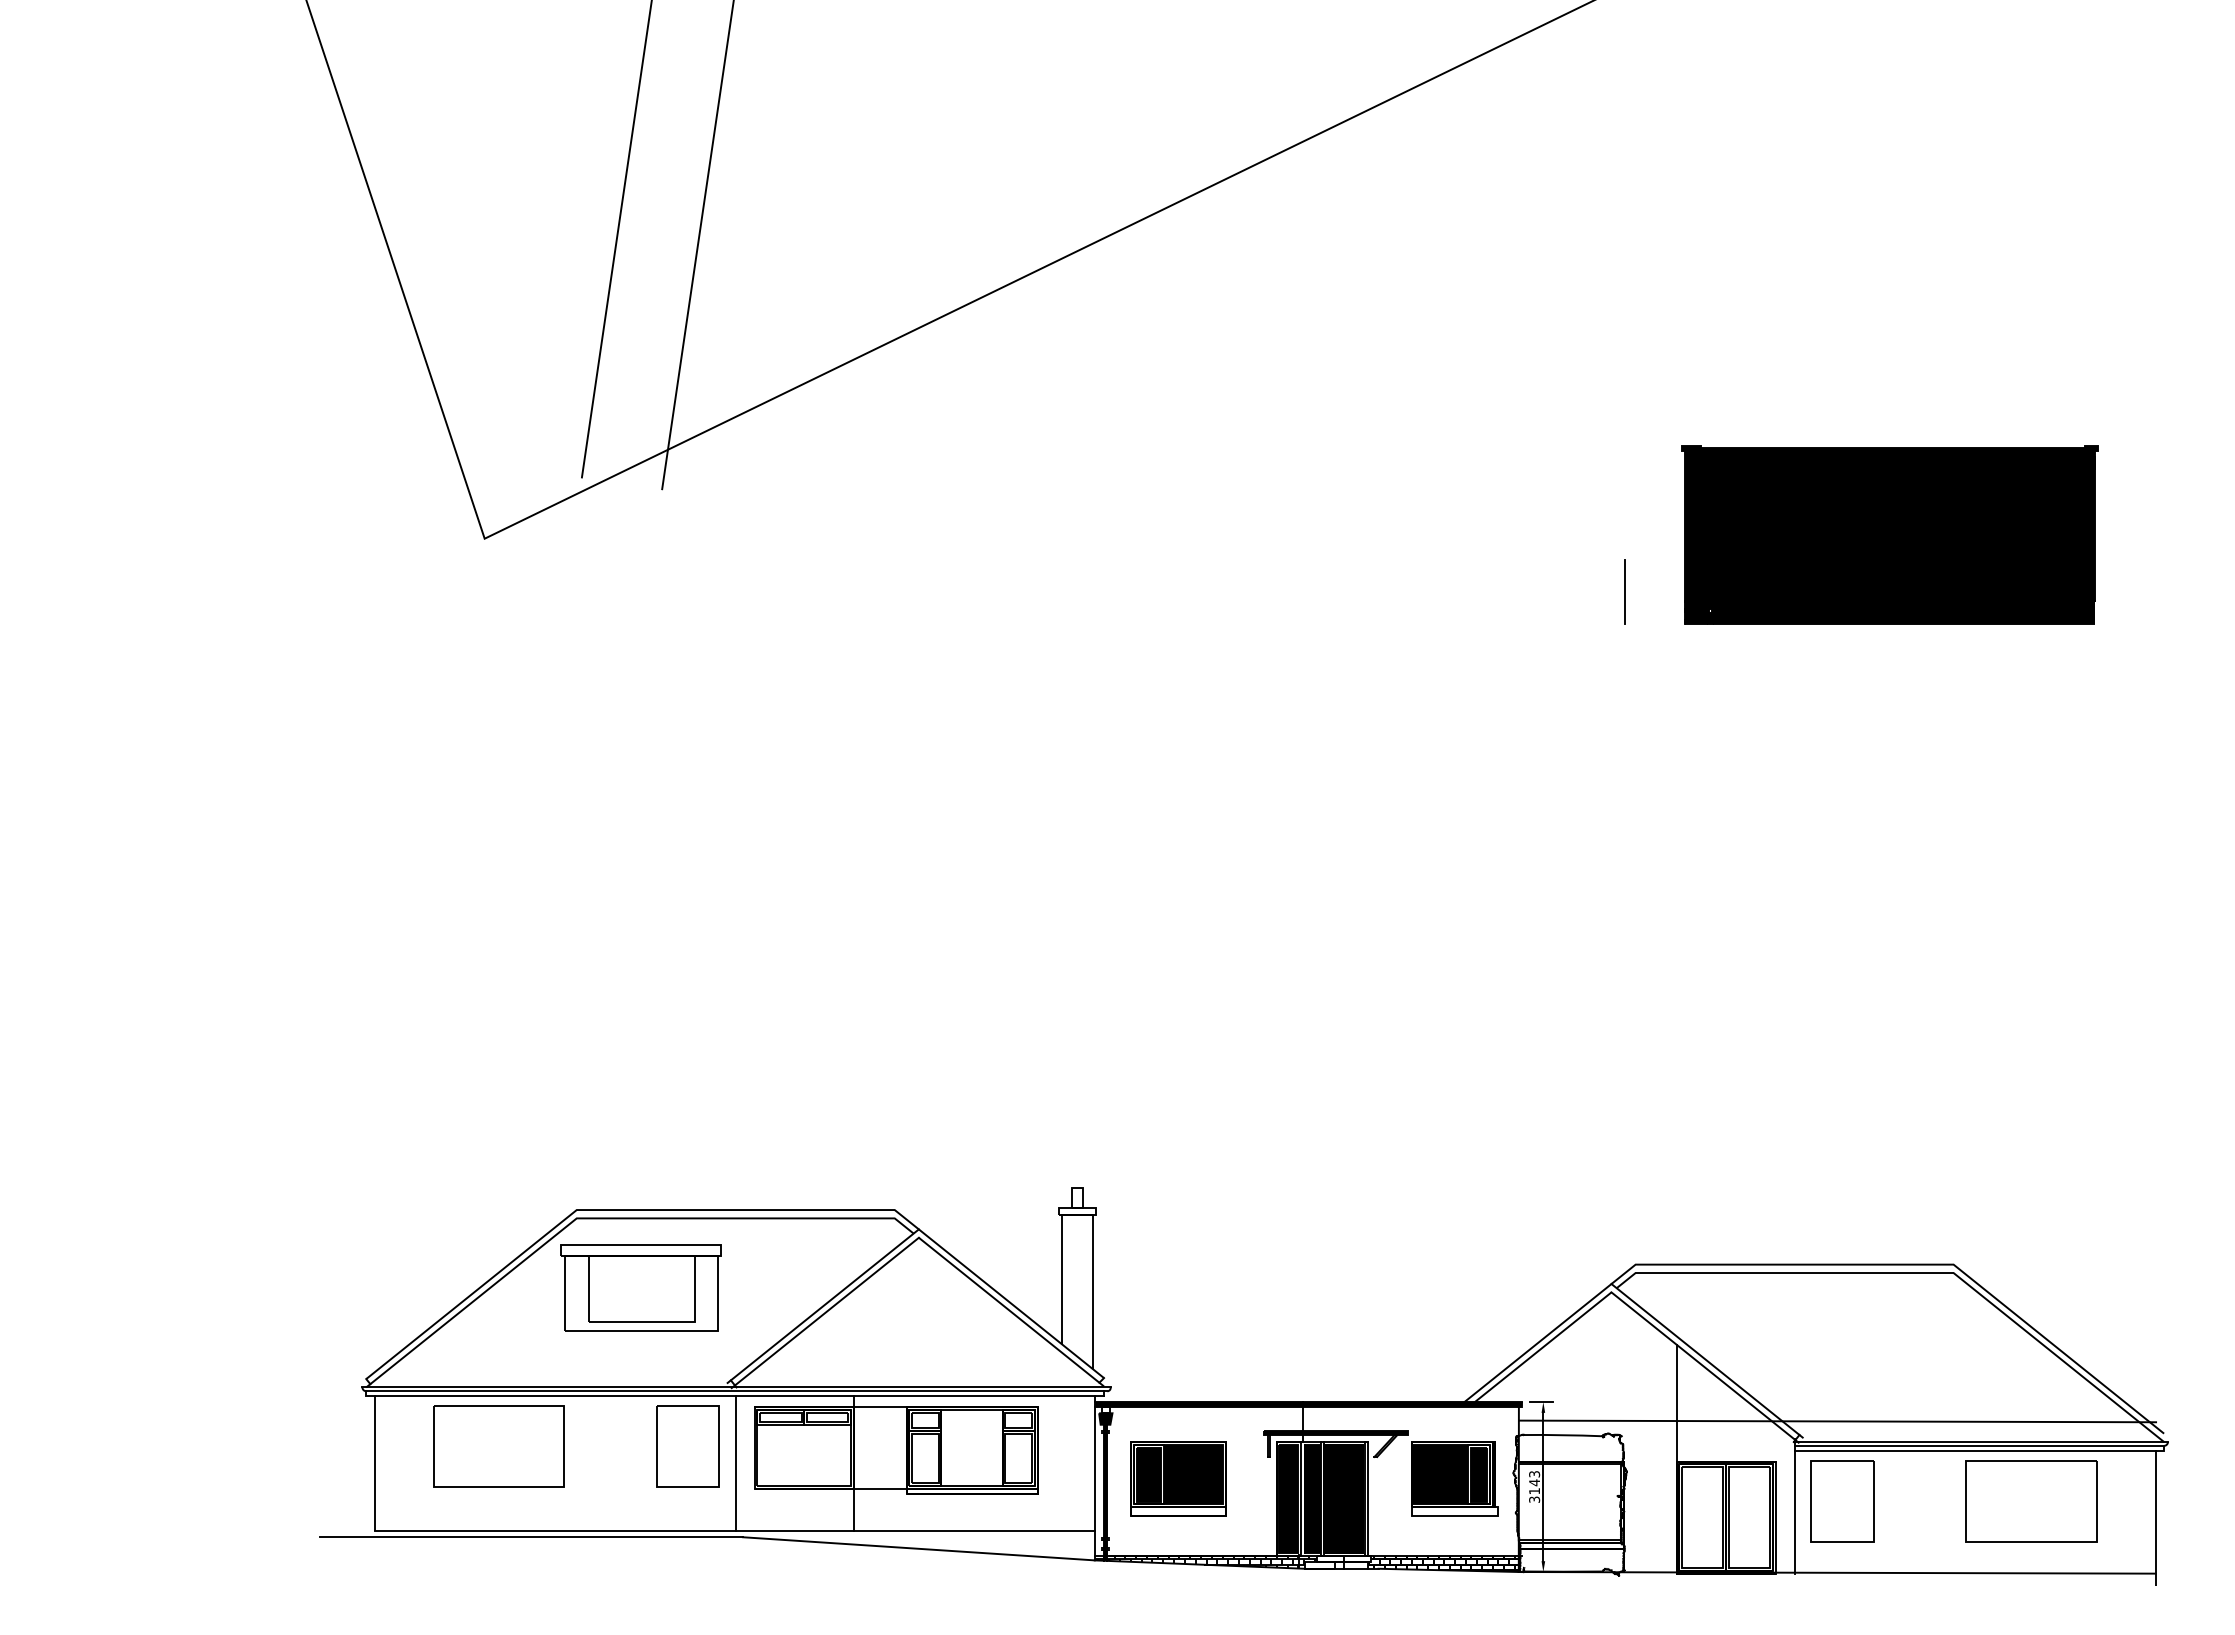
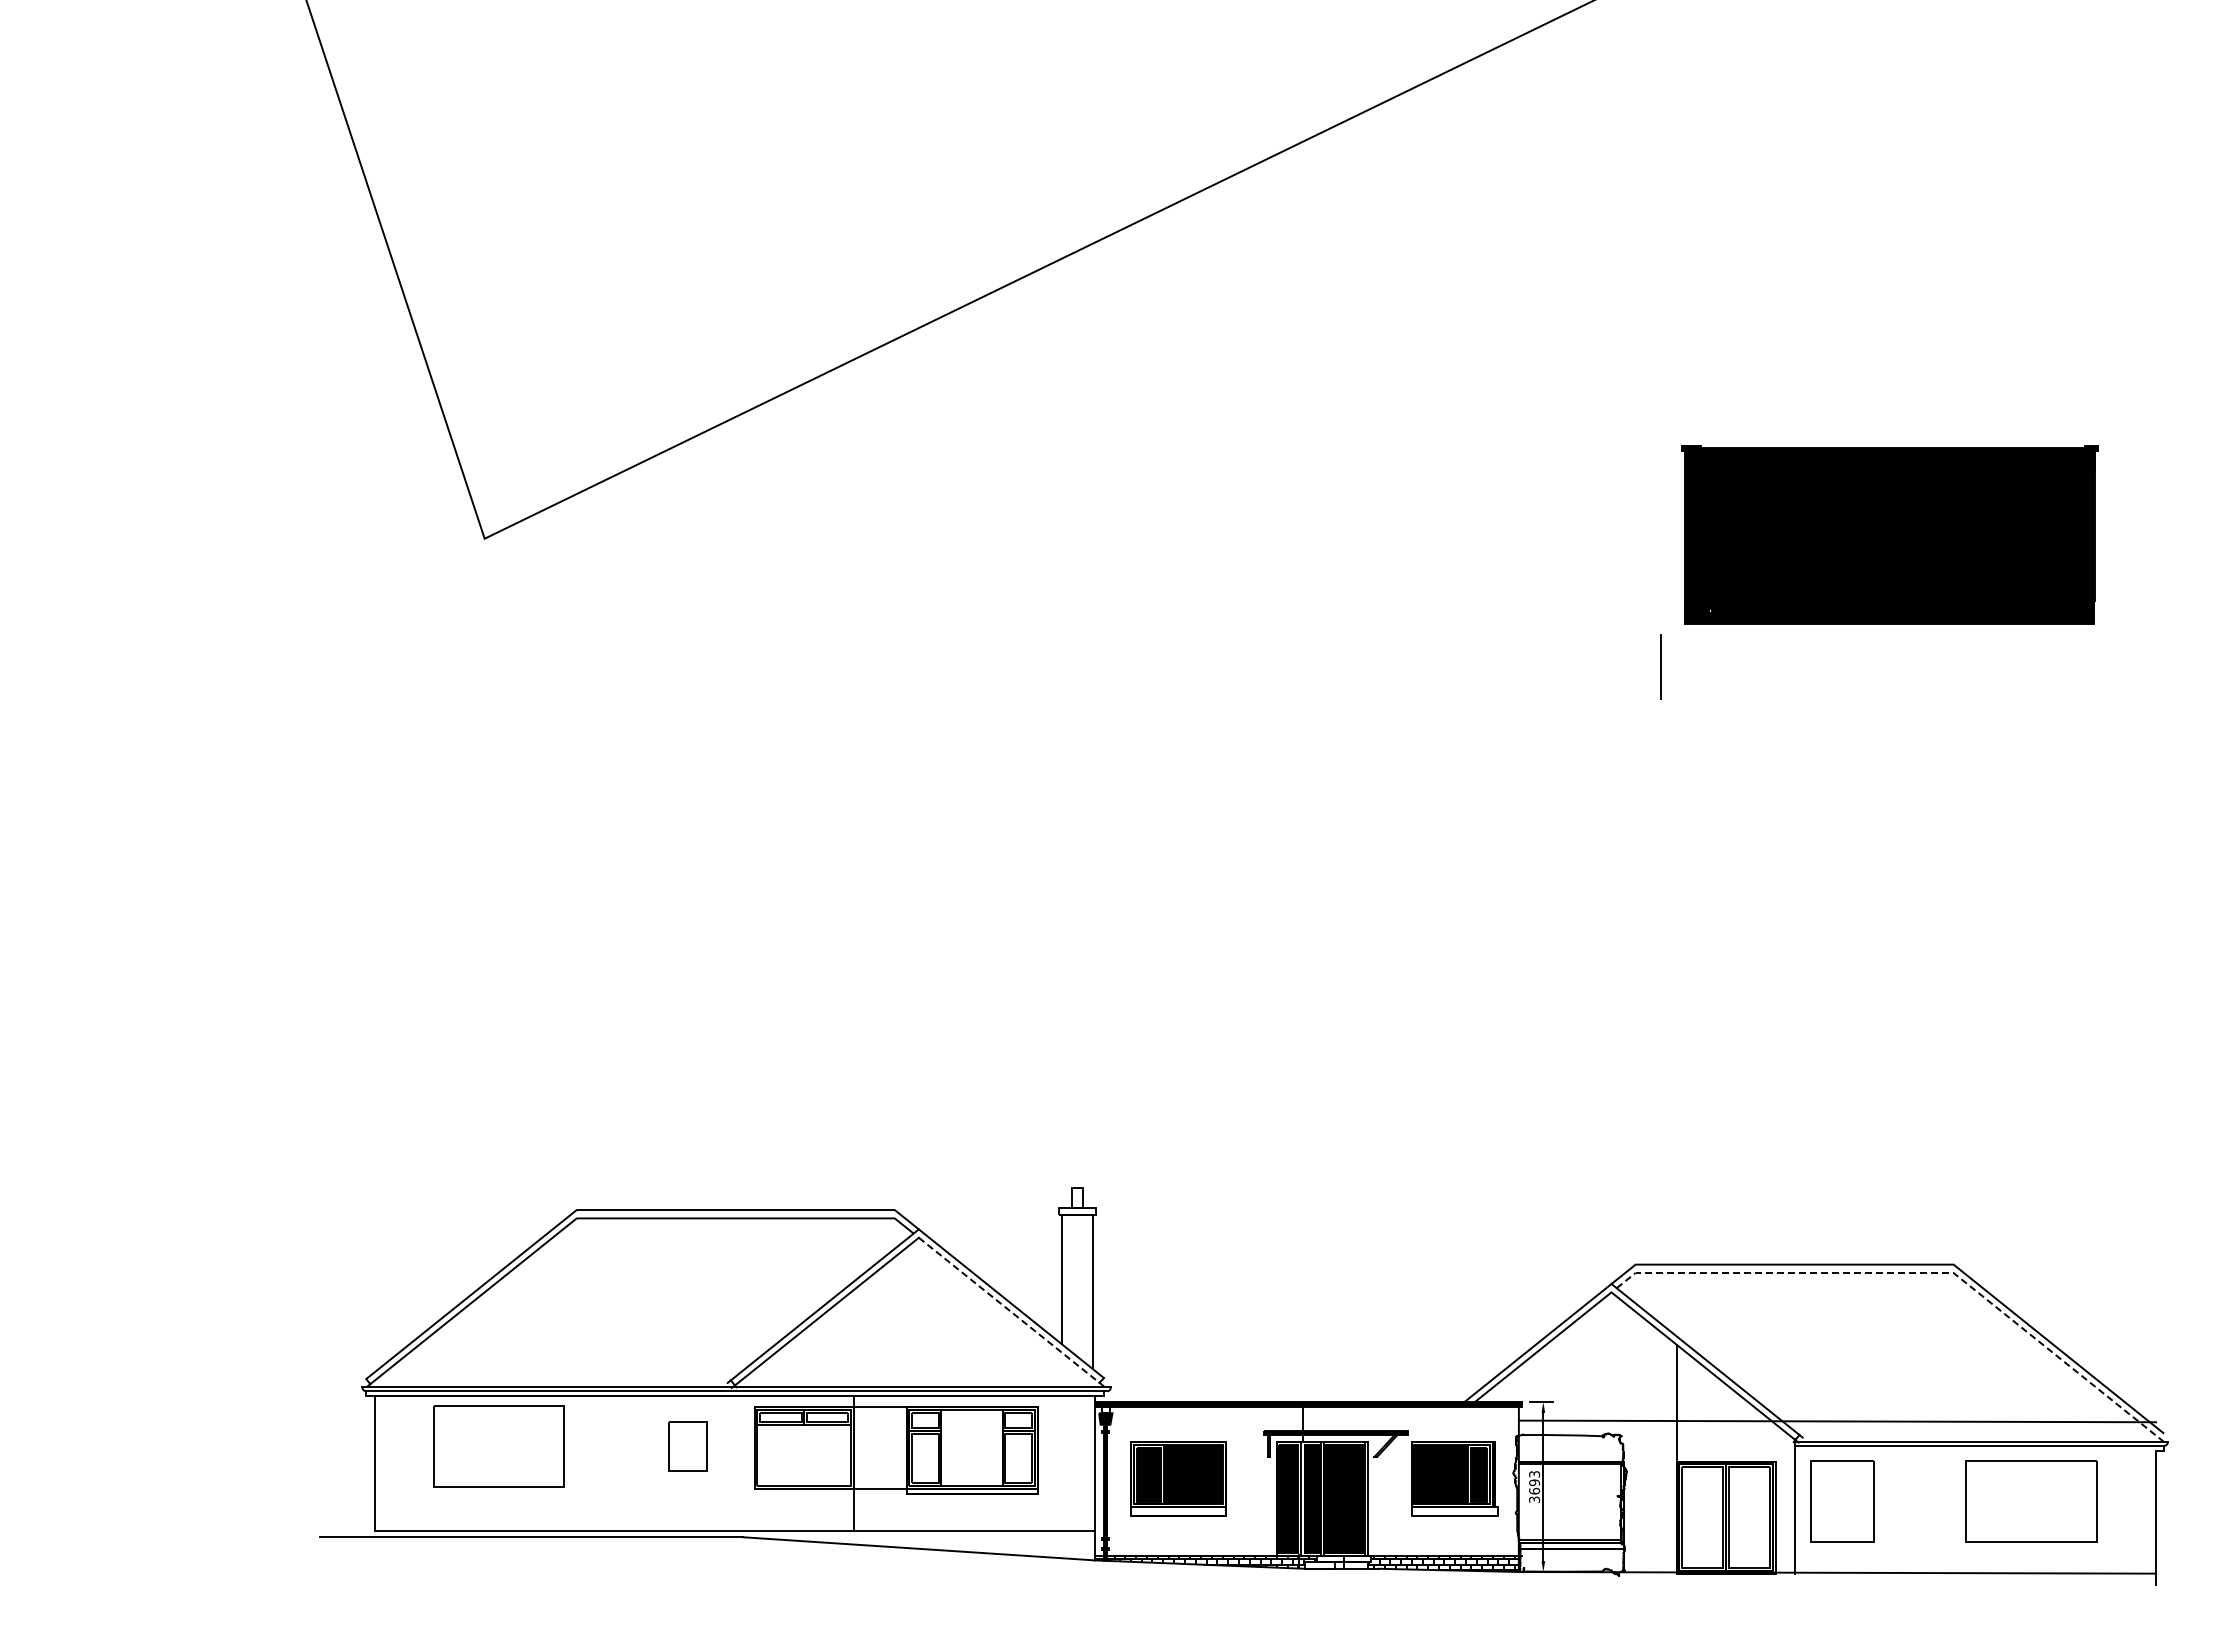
line: present -> none (616, 239)
line: present -> none (697, 245)
line position: (1624, 591) -> (1660, 666) (1660, 666)
line: solid -> dashed (1916, 1273)
part: present -> none (640, 1287)
line: solid -> dashed (1011, 1312)
part size: 64x83 px -> 40x51 px (687, 1446)
line: present -> none (1974, 1450)
line: present -> none (735, 1463)
text: 3143 -> 3693 (1534, 1486)
